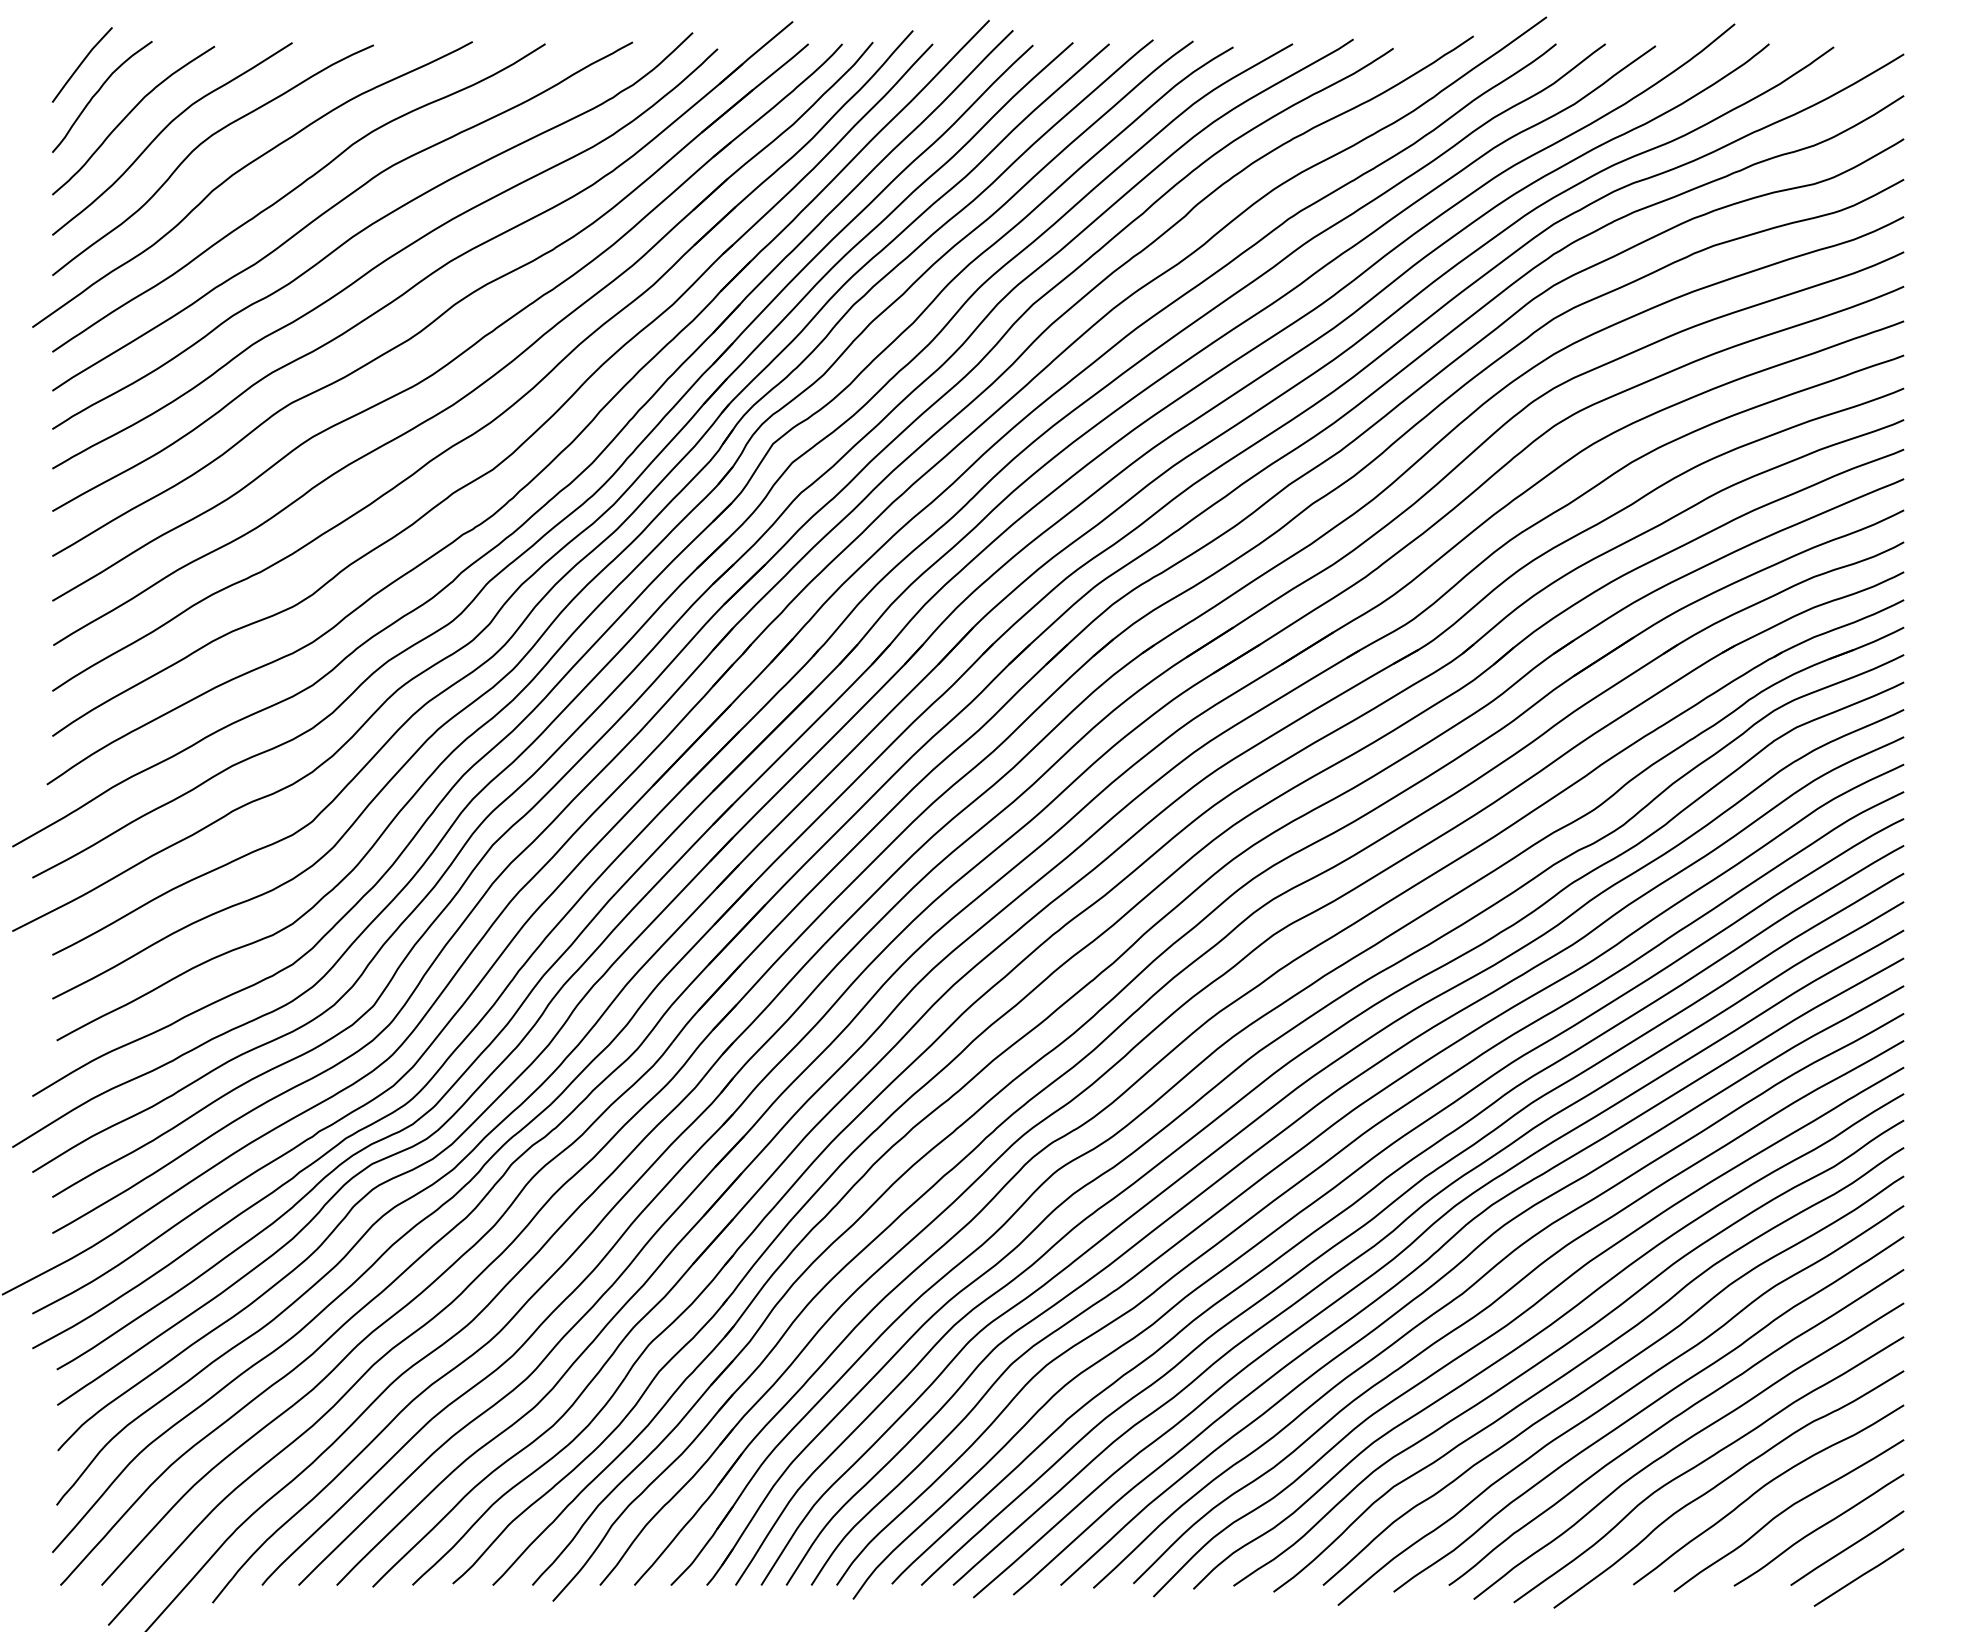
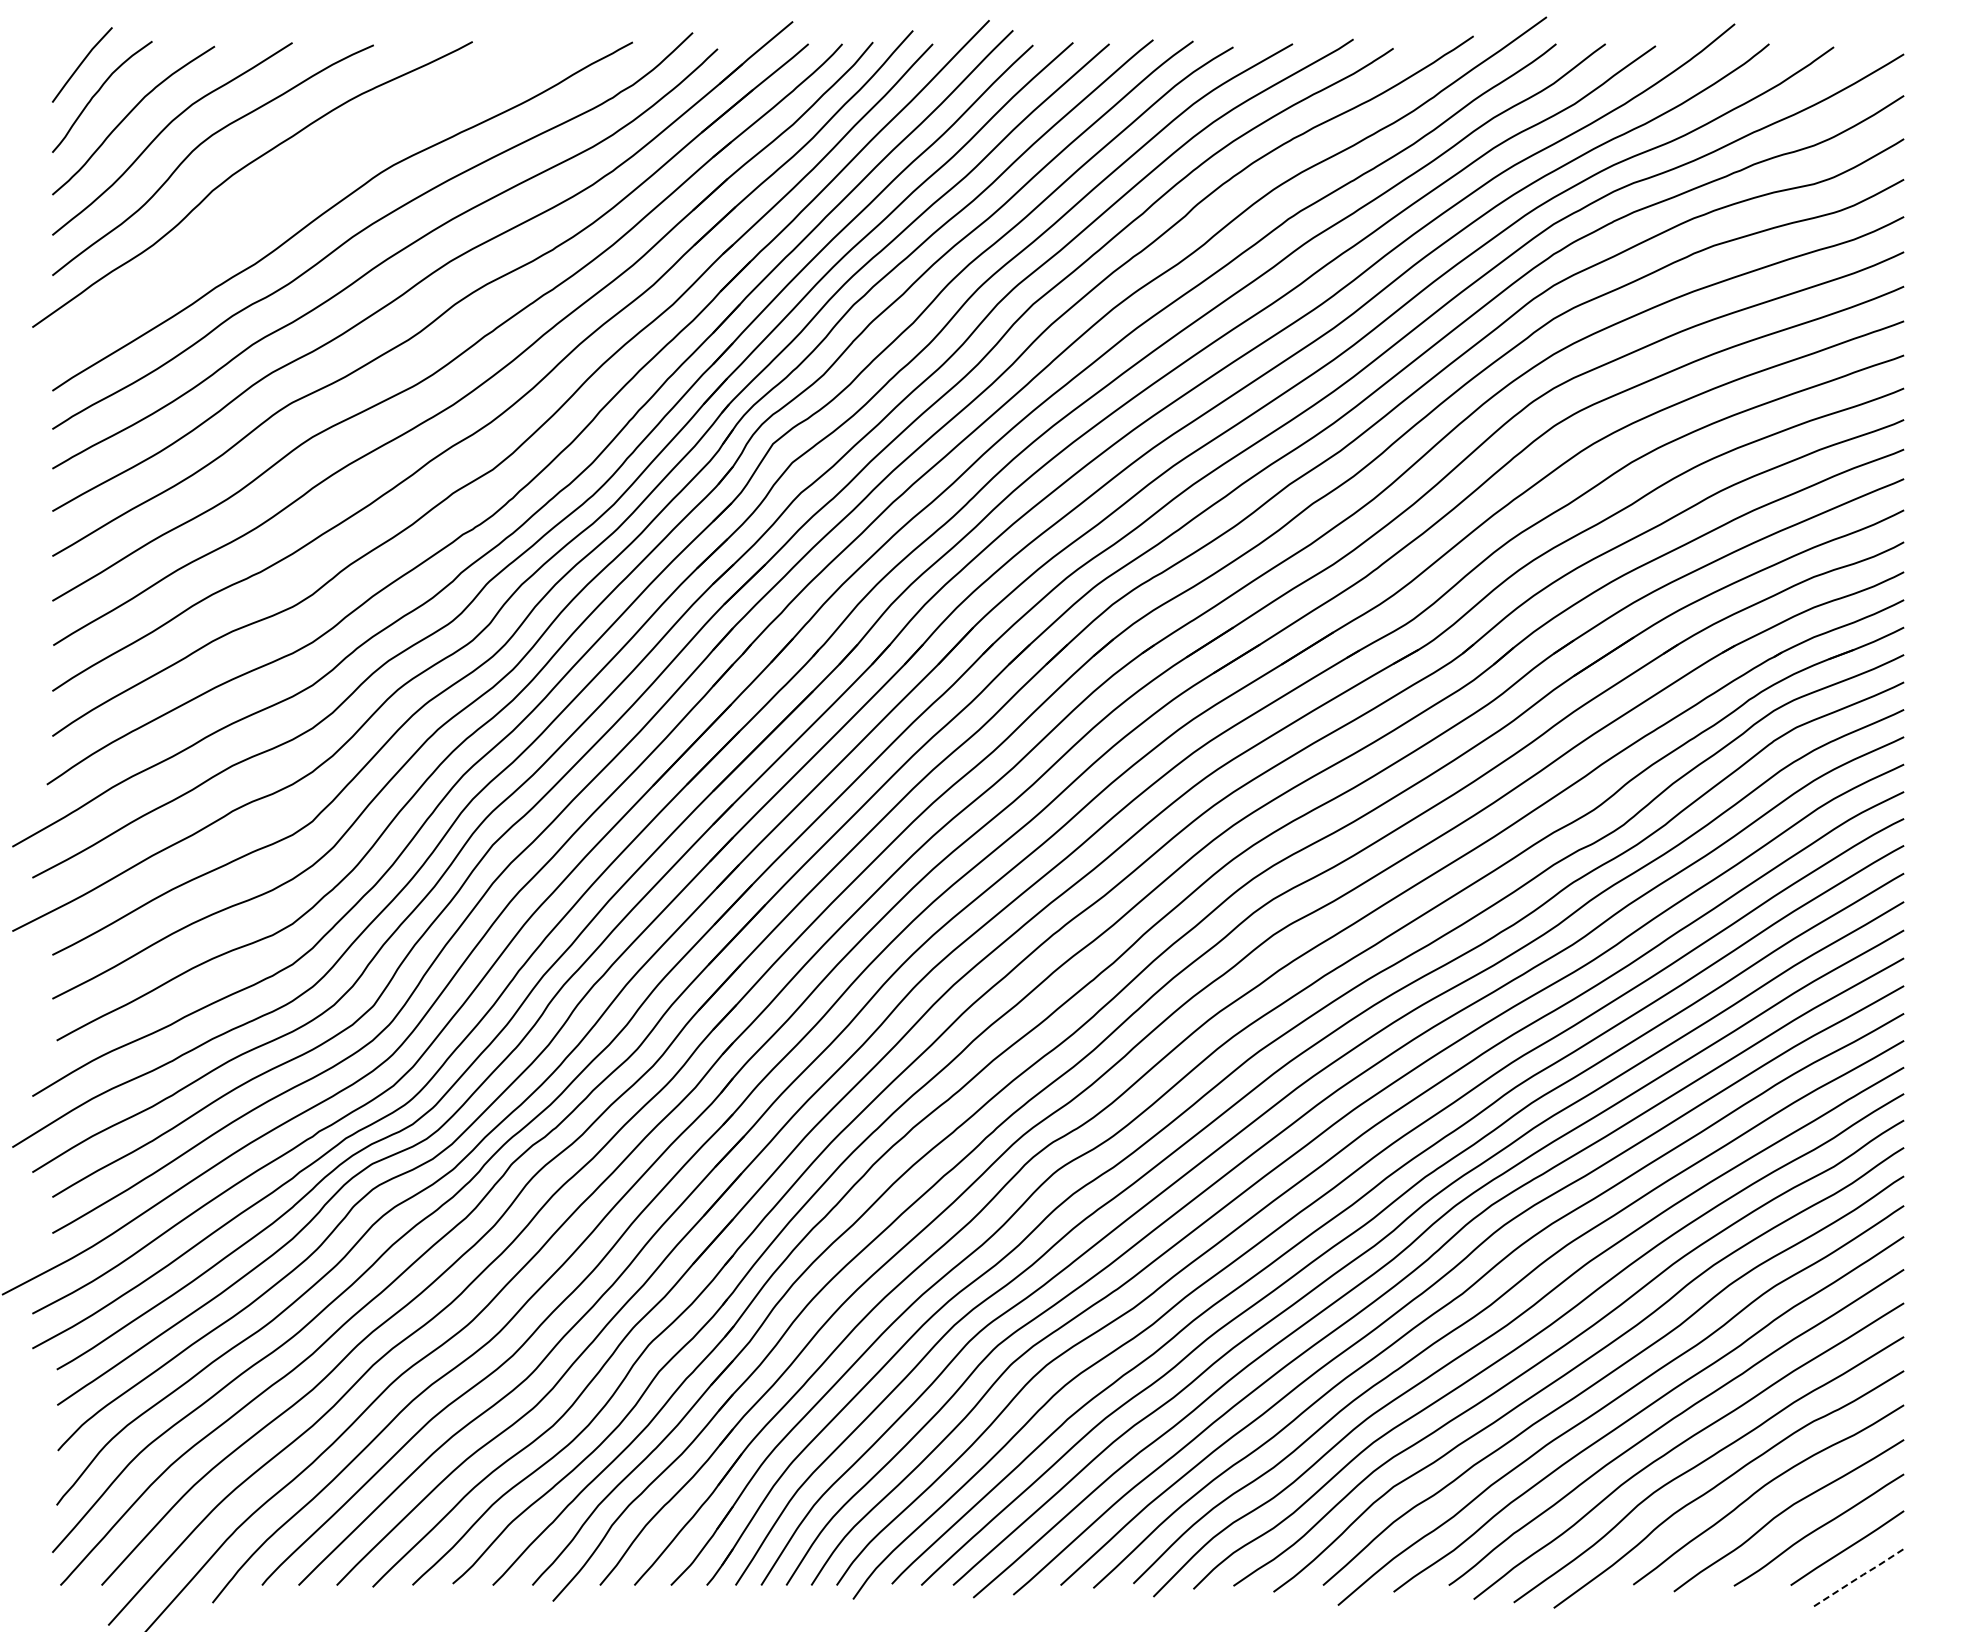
curve: present -> none (293, 191)
line: solid -> dashed (1859, 1576)
